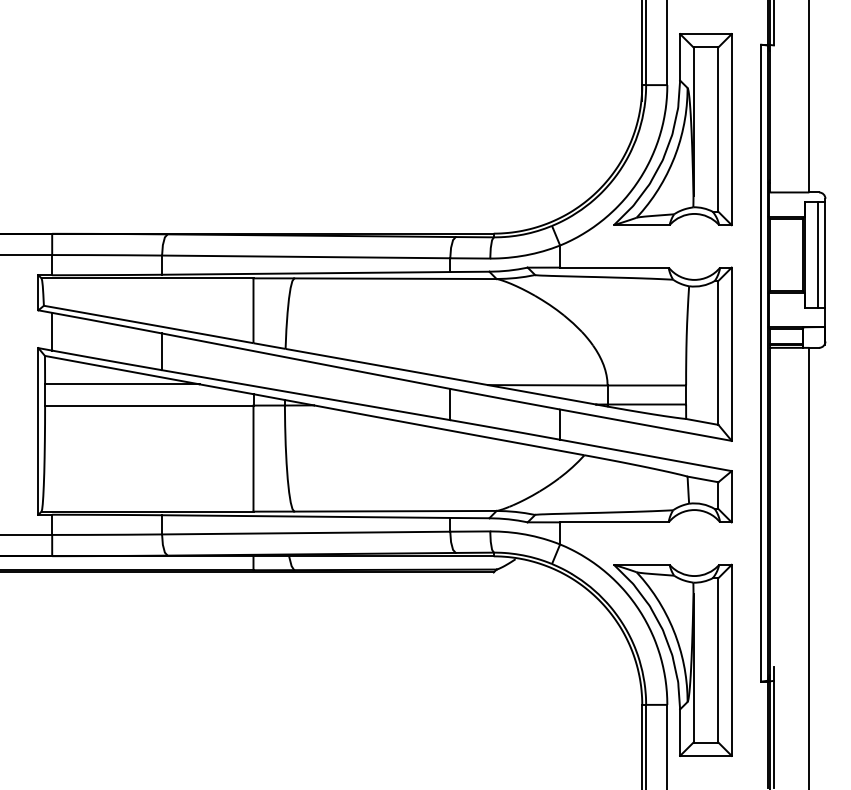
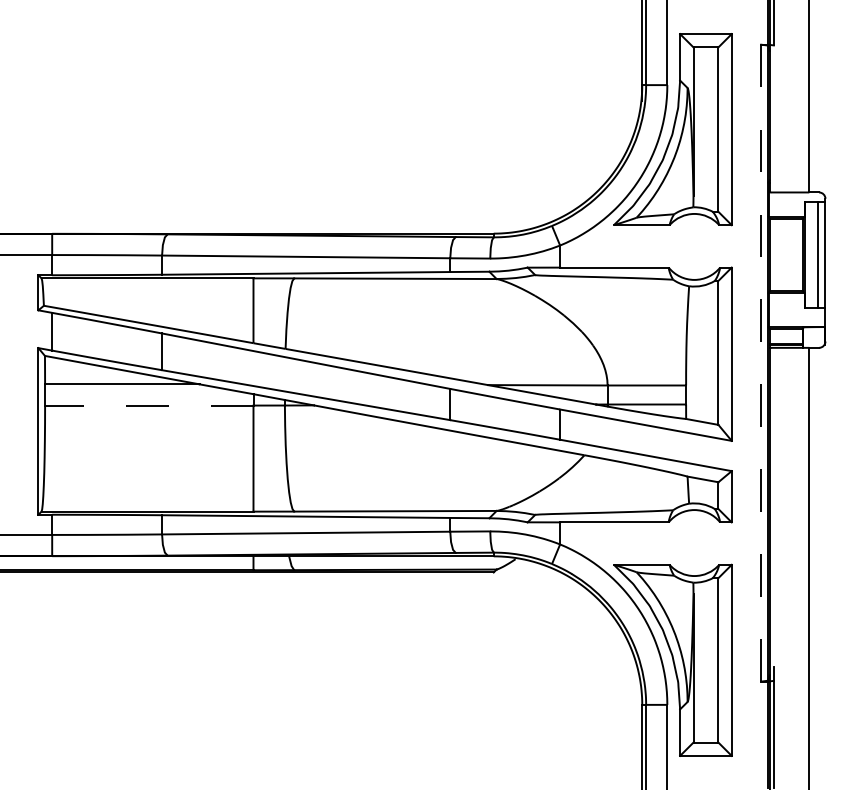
line: solid -> dashed (761, 362)
line: solid -> dashed (148, 405)
